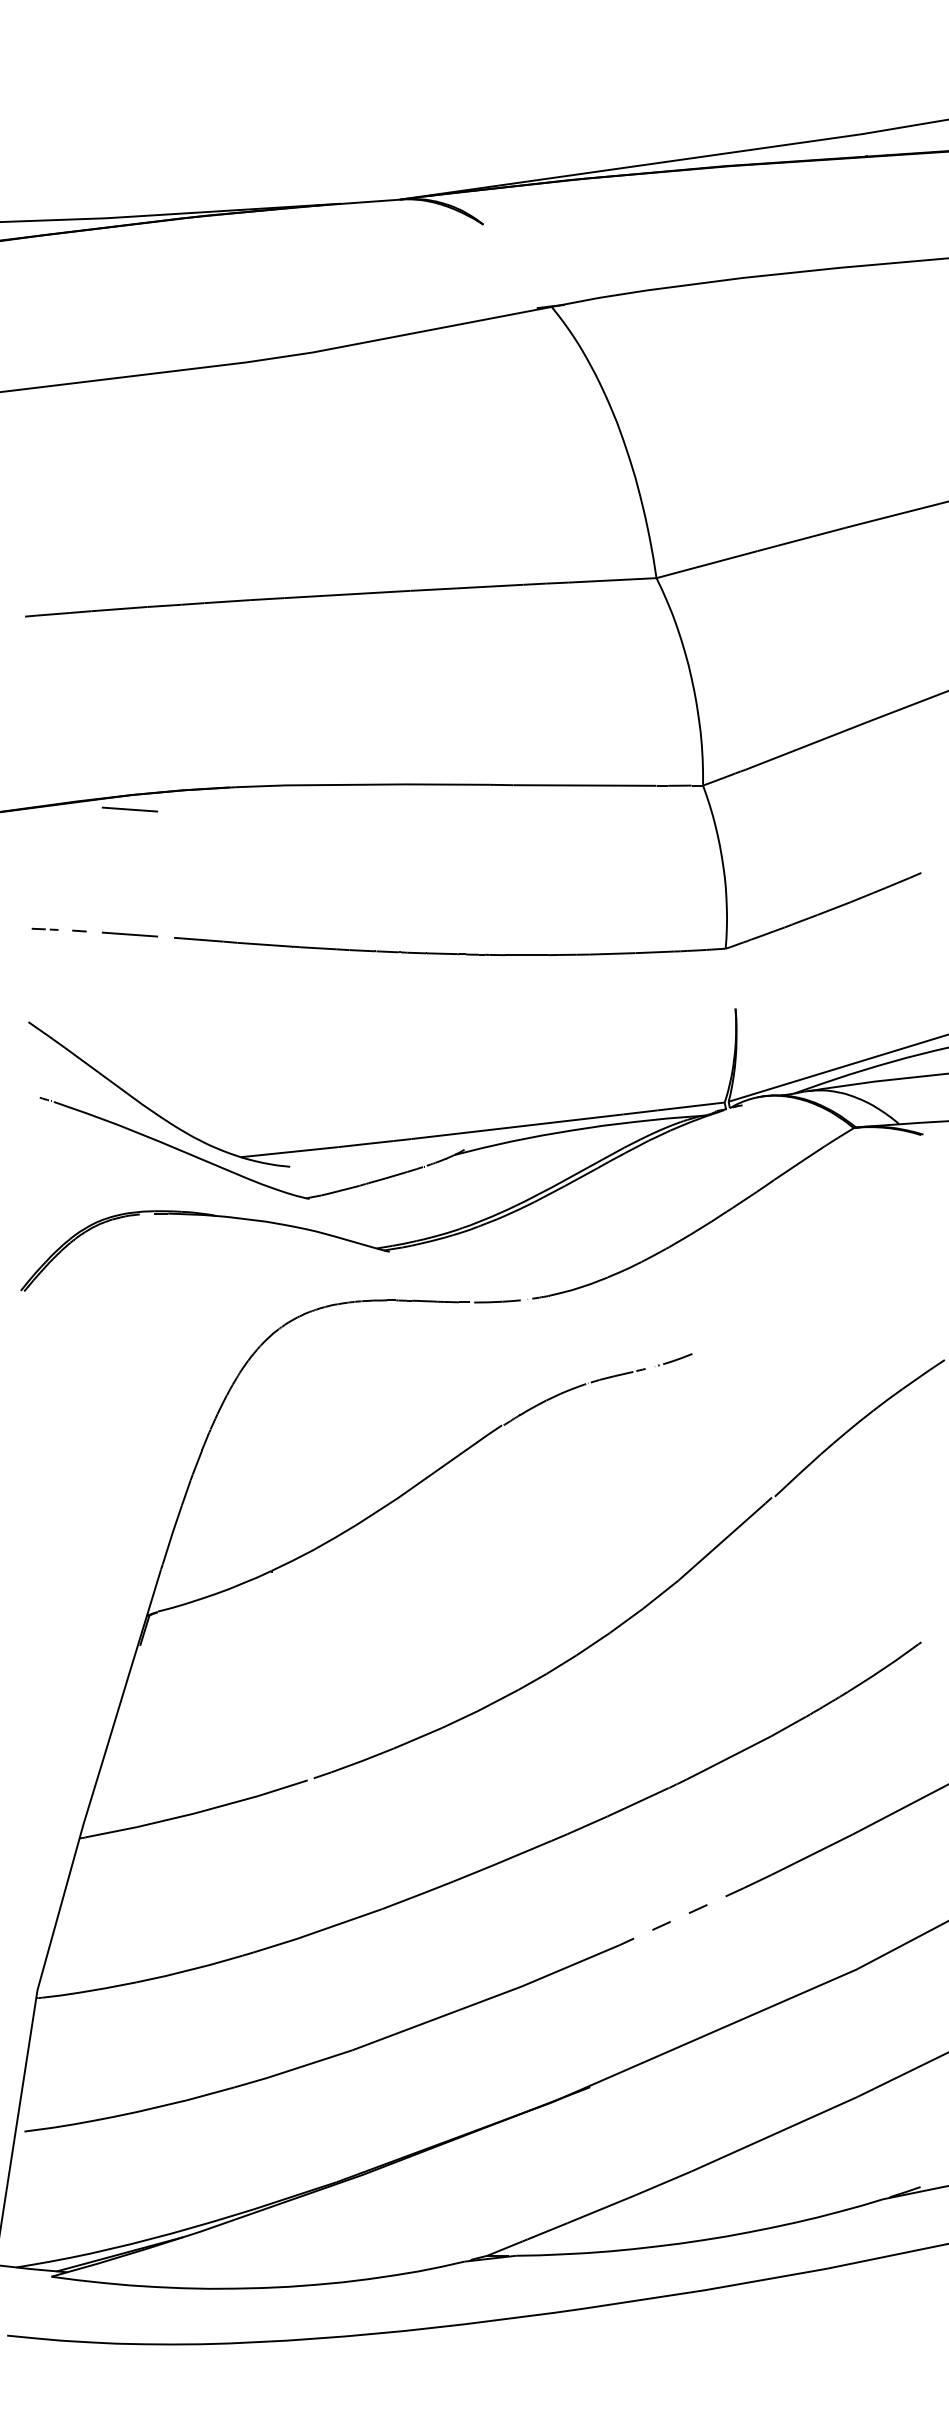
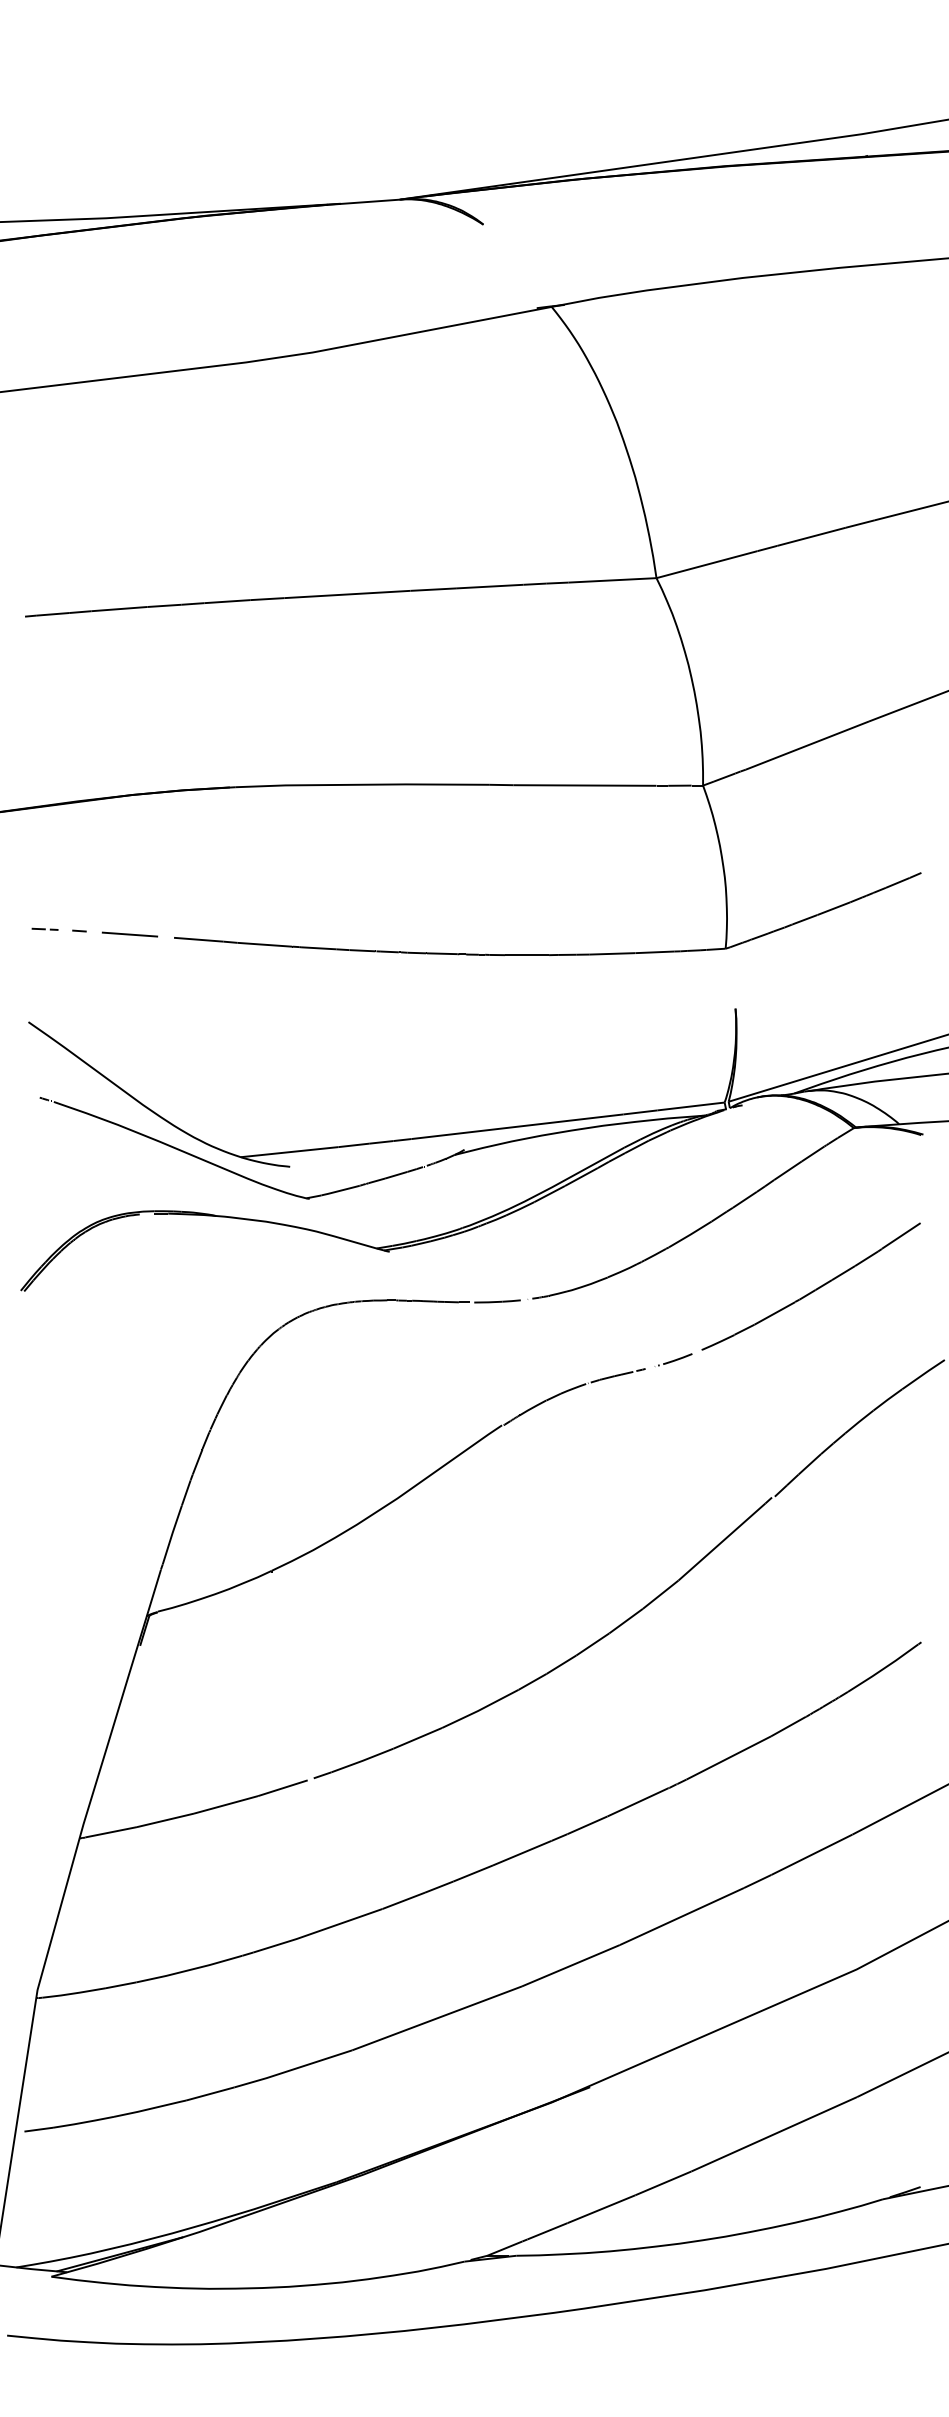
line: present -> none (129, 809)
part: none -> present (810, 1286)
line: dashed -> solid (681, 1916)
